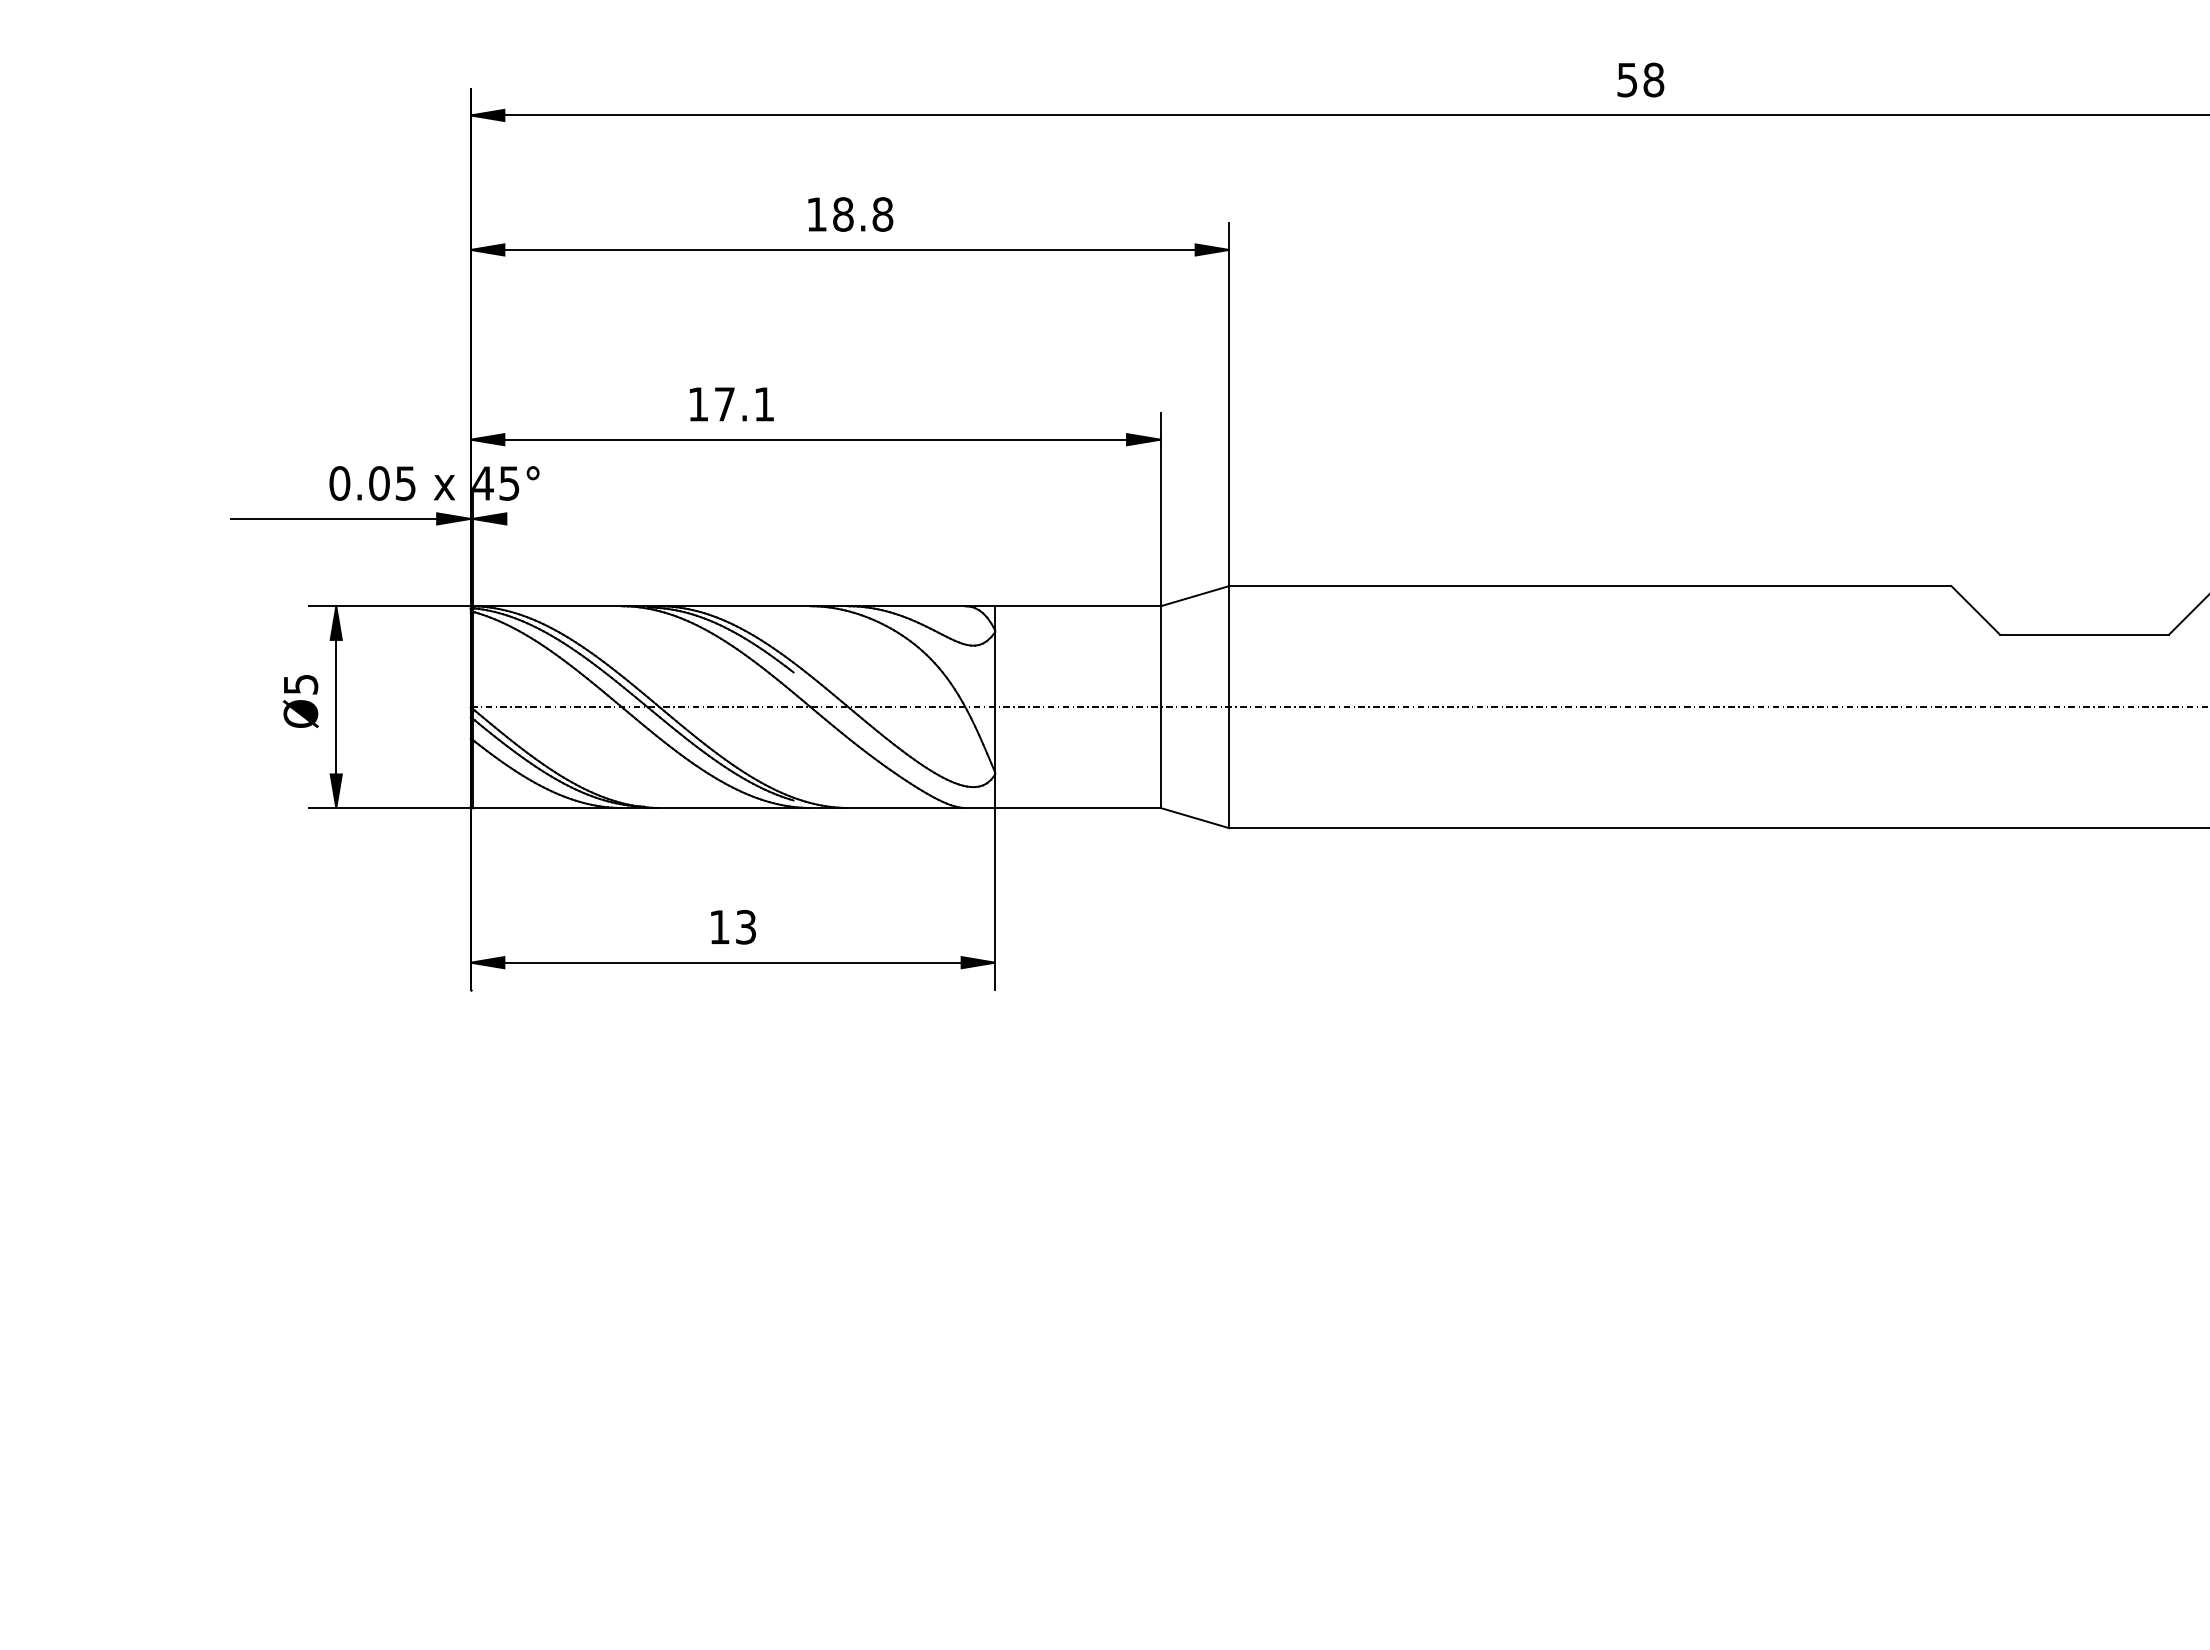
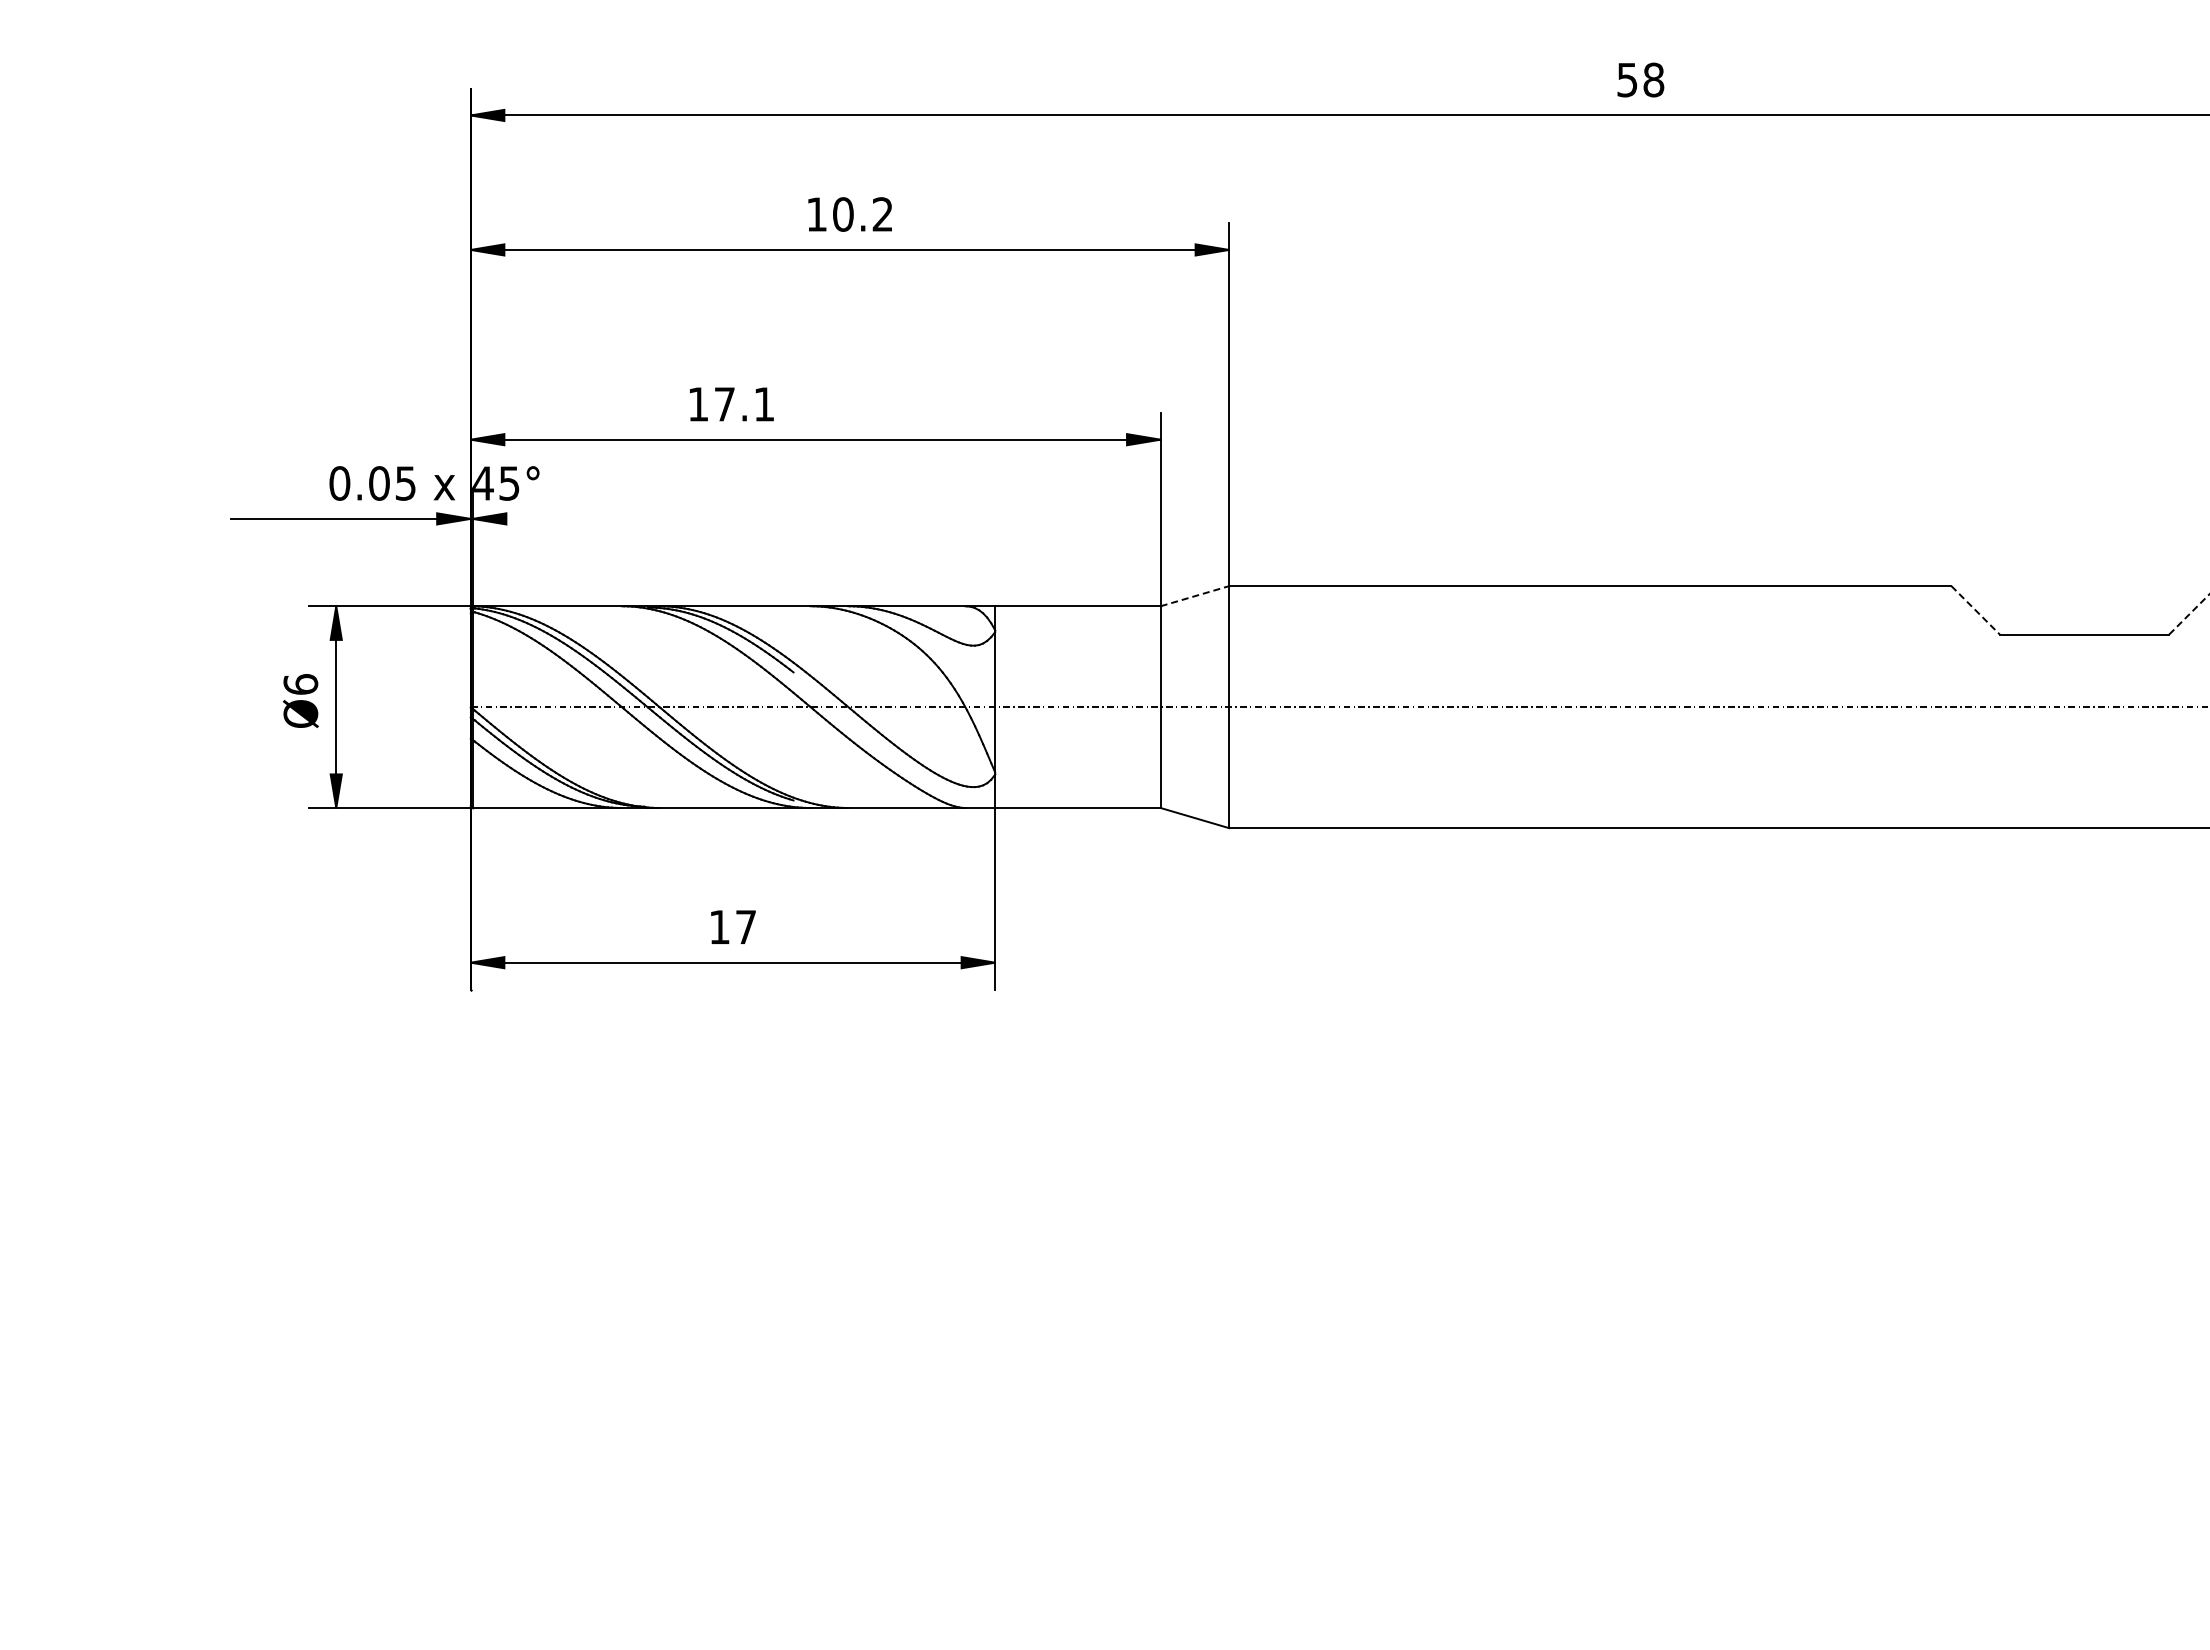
text: 18.8 -> 10.2 (863, 214)
line: solid -> dashed (1194, 596)
line: solid -> dashed (1975, 610)
line: solid -> dashed (2189, 614)
text: Ø5 -> Ø6 (300, 684)
text: 13 -> 17 (745, 926)
